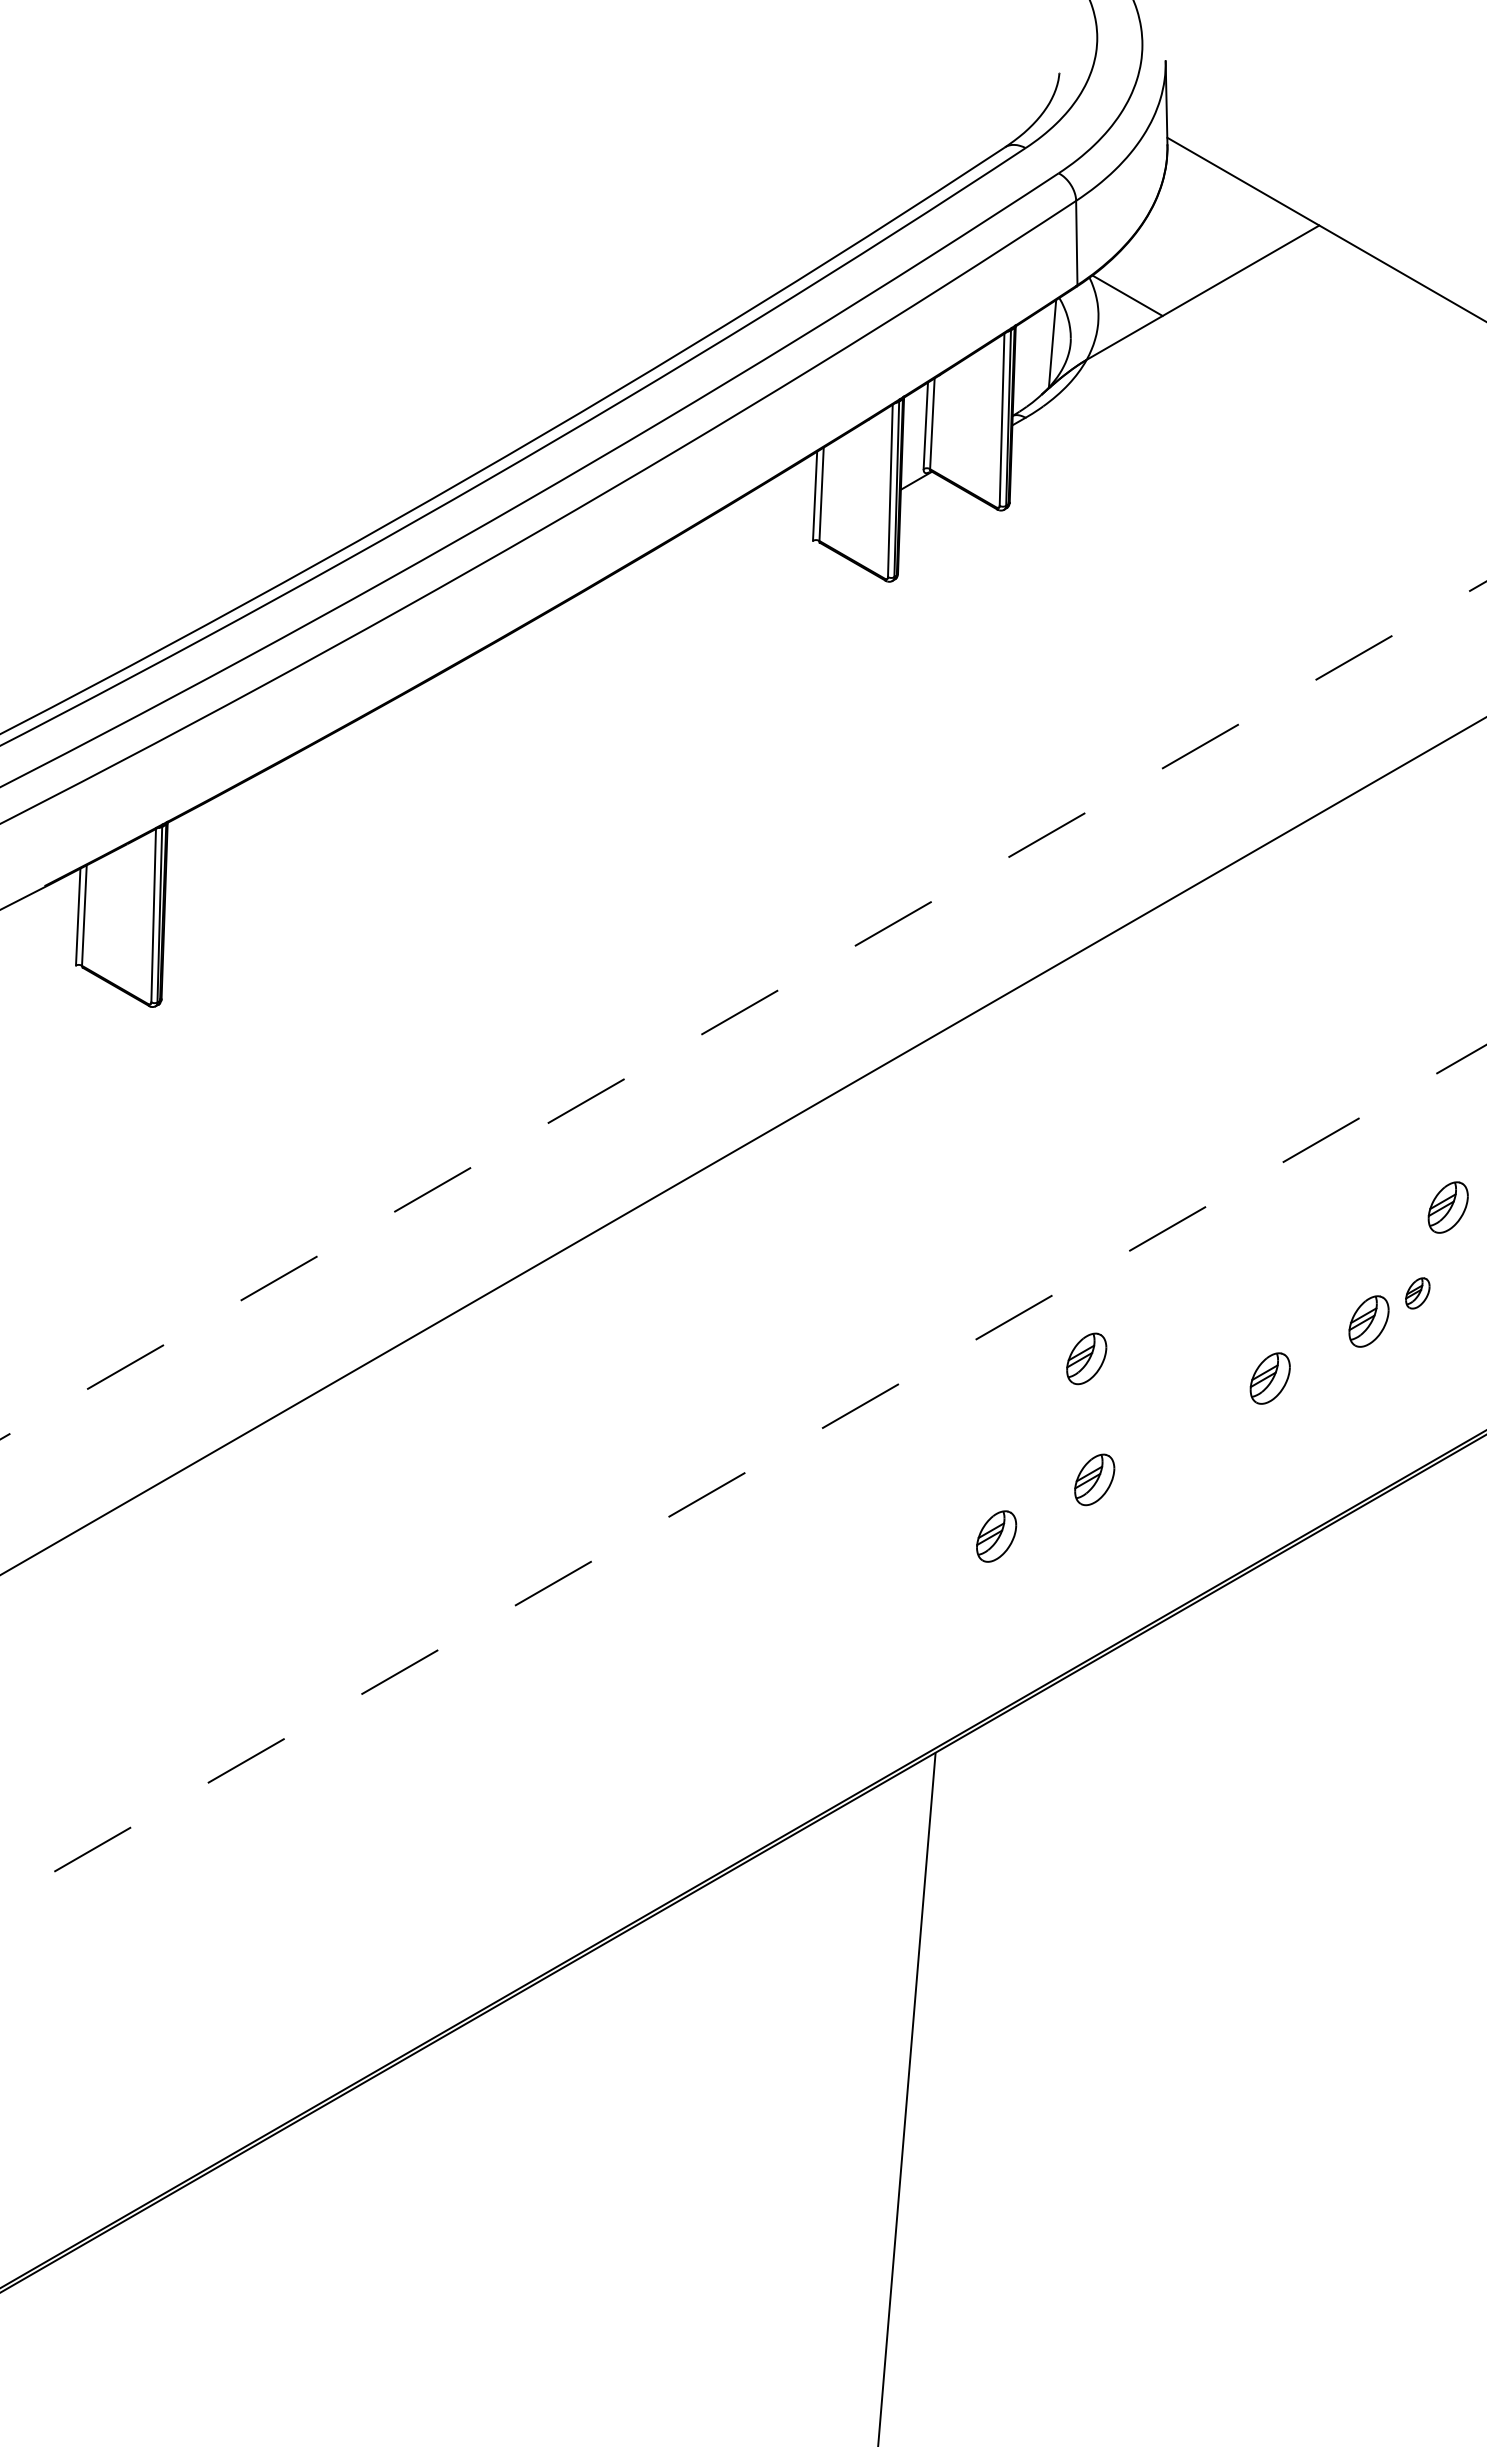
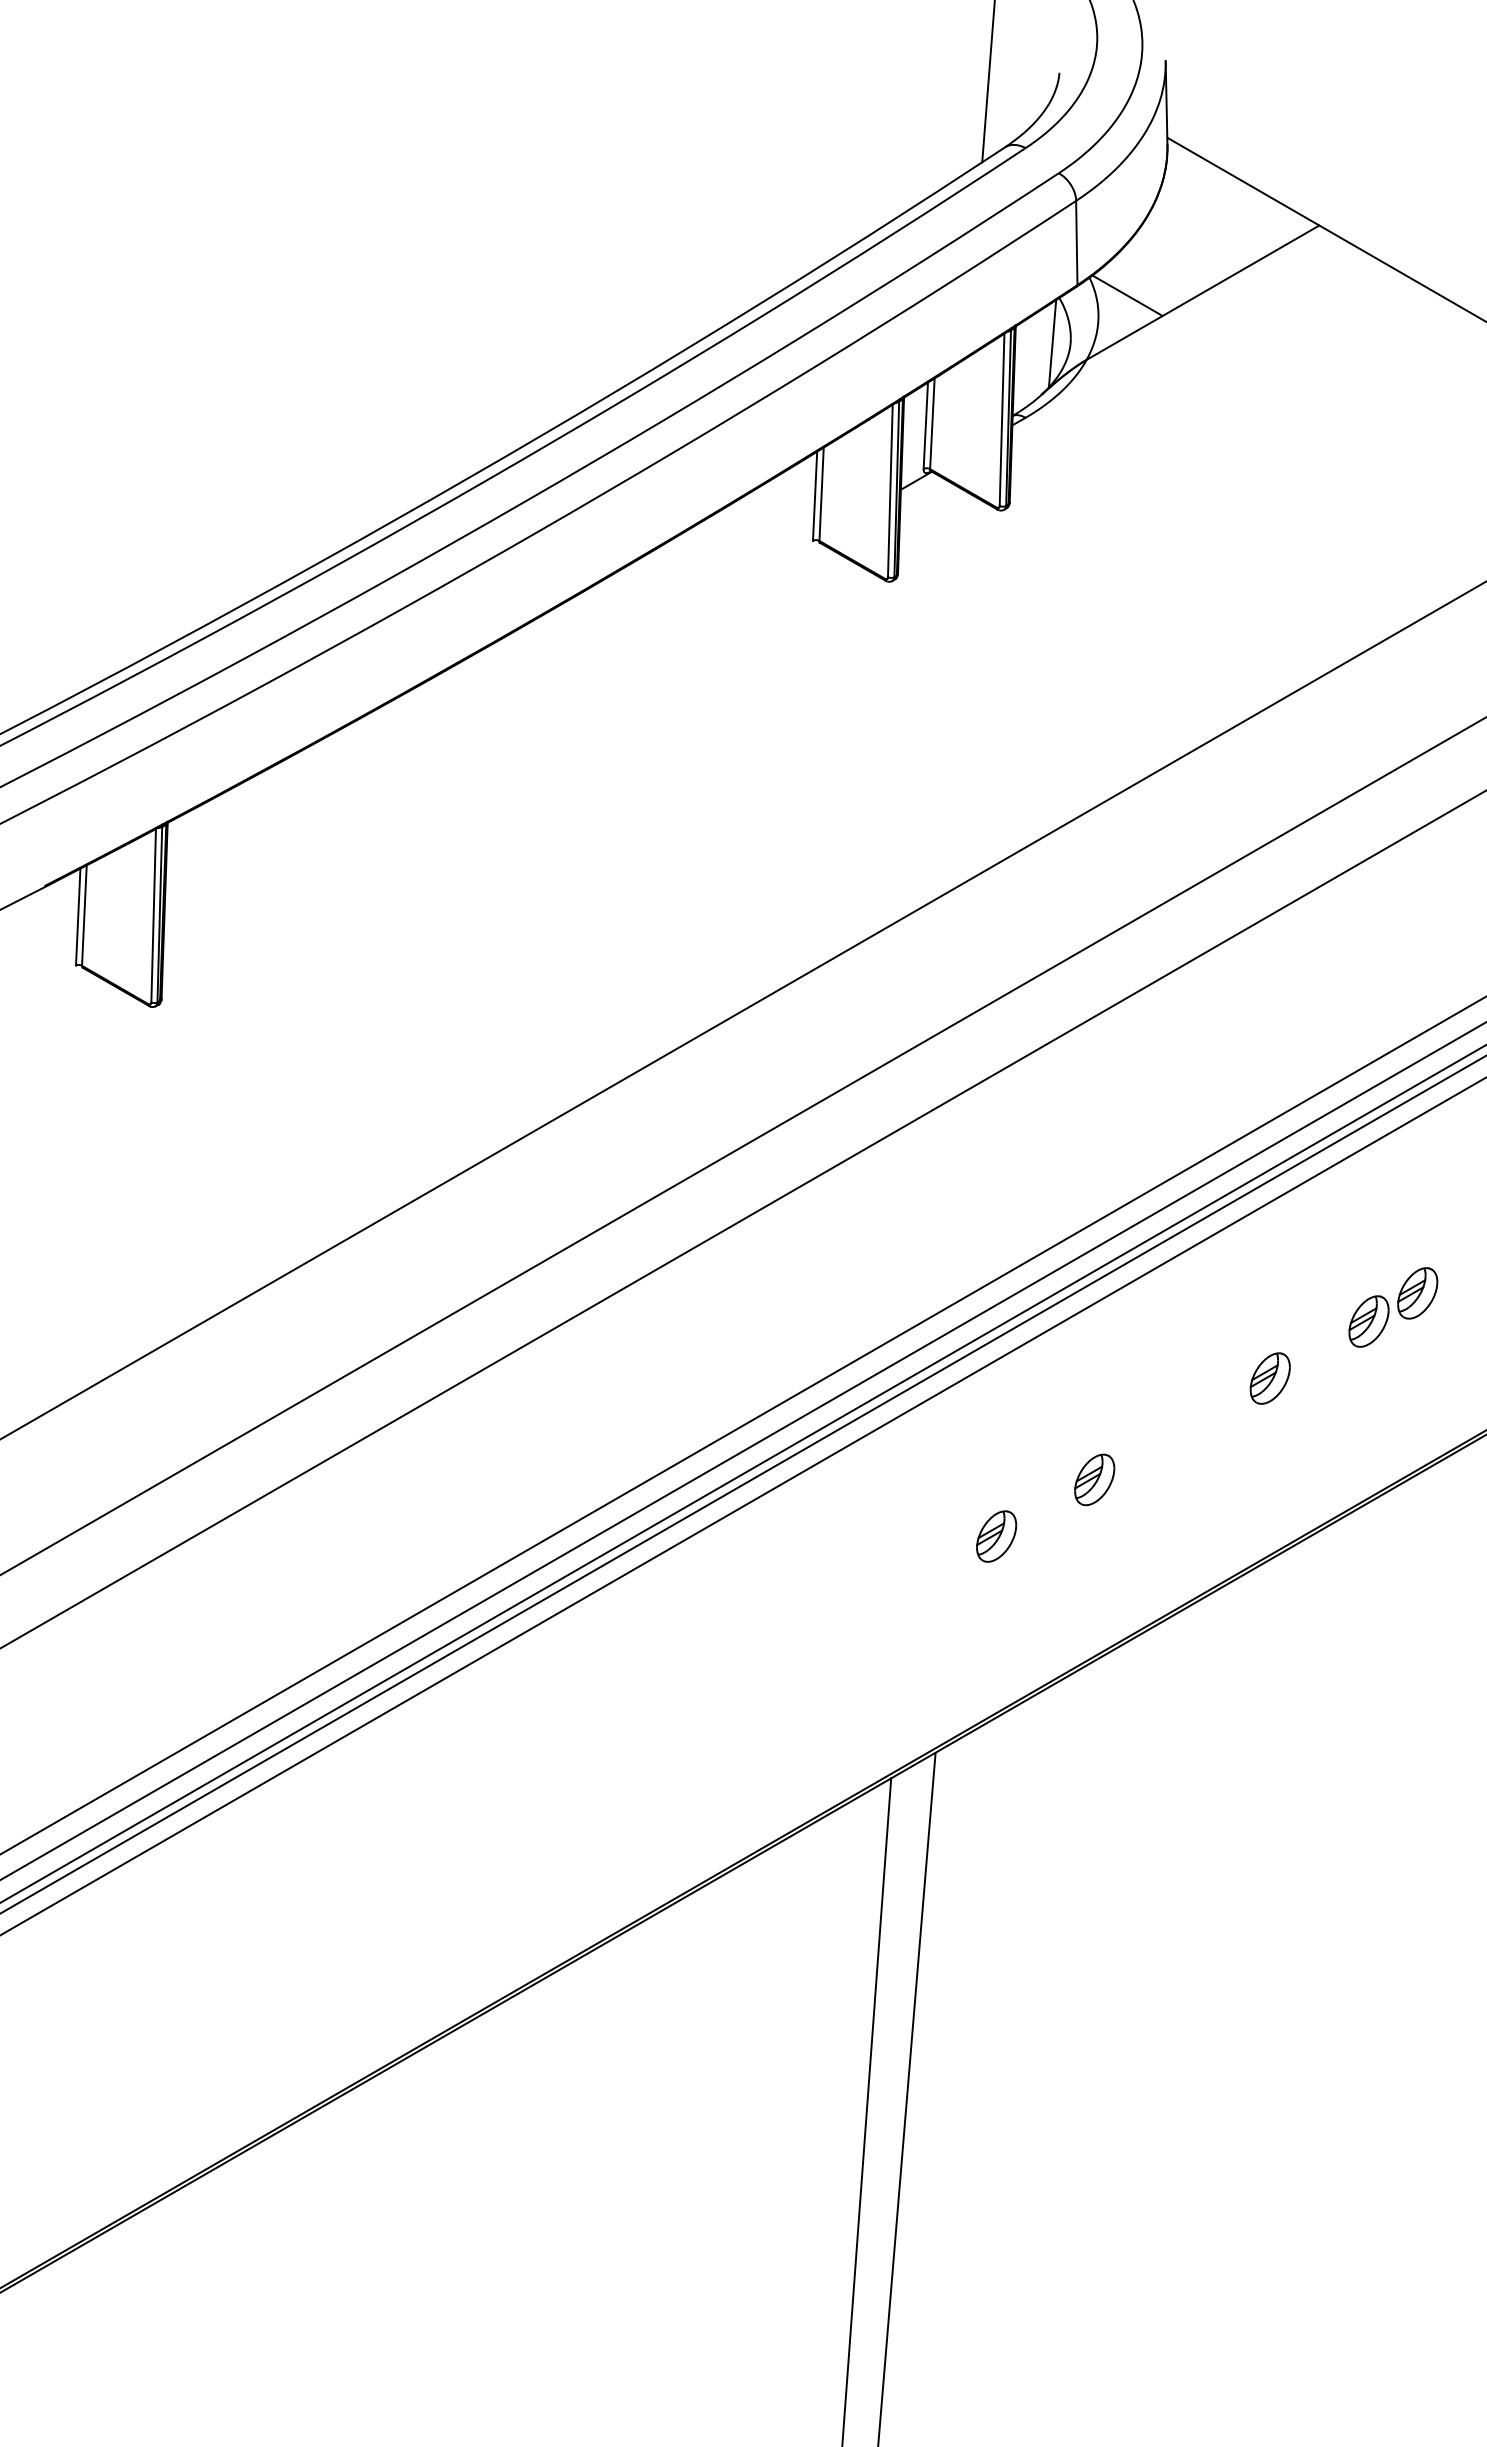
line: none -> present (988, 82)
line: dashed -> solid (744, 1010)
part: present -> none (1447, 1207)
line: none -> present (742, 1219)
part size: 26x33 px -> 42x53 px (1417, 1293)
part: present -> none (1086, 1358)
line: none -> present (742, 1425)
line: none -> present (742, 1450)
line: dashed -> solid (743, 1474)
line: none -> present (742, 1484)
line: none -> present (742, 1505)
line: none -> present (866, 2110)
